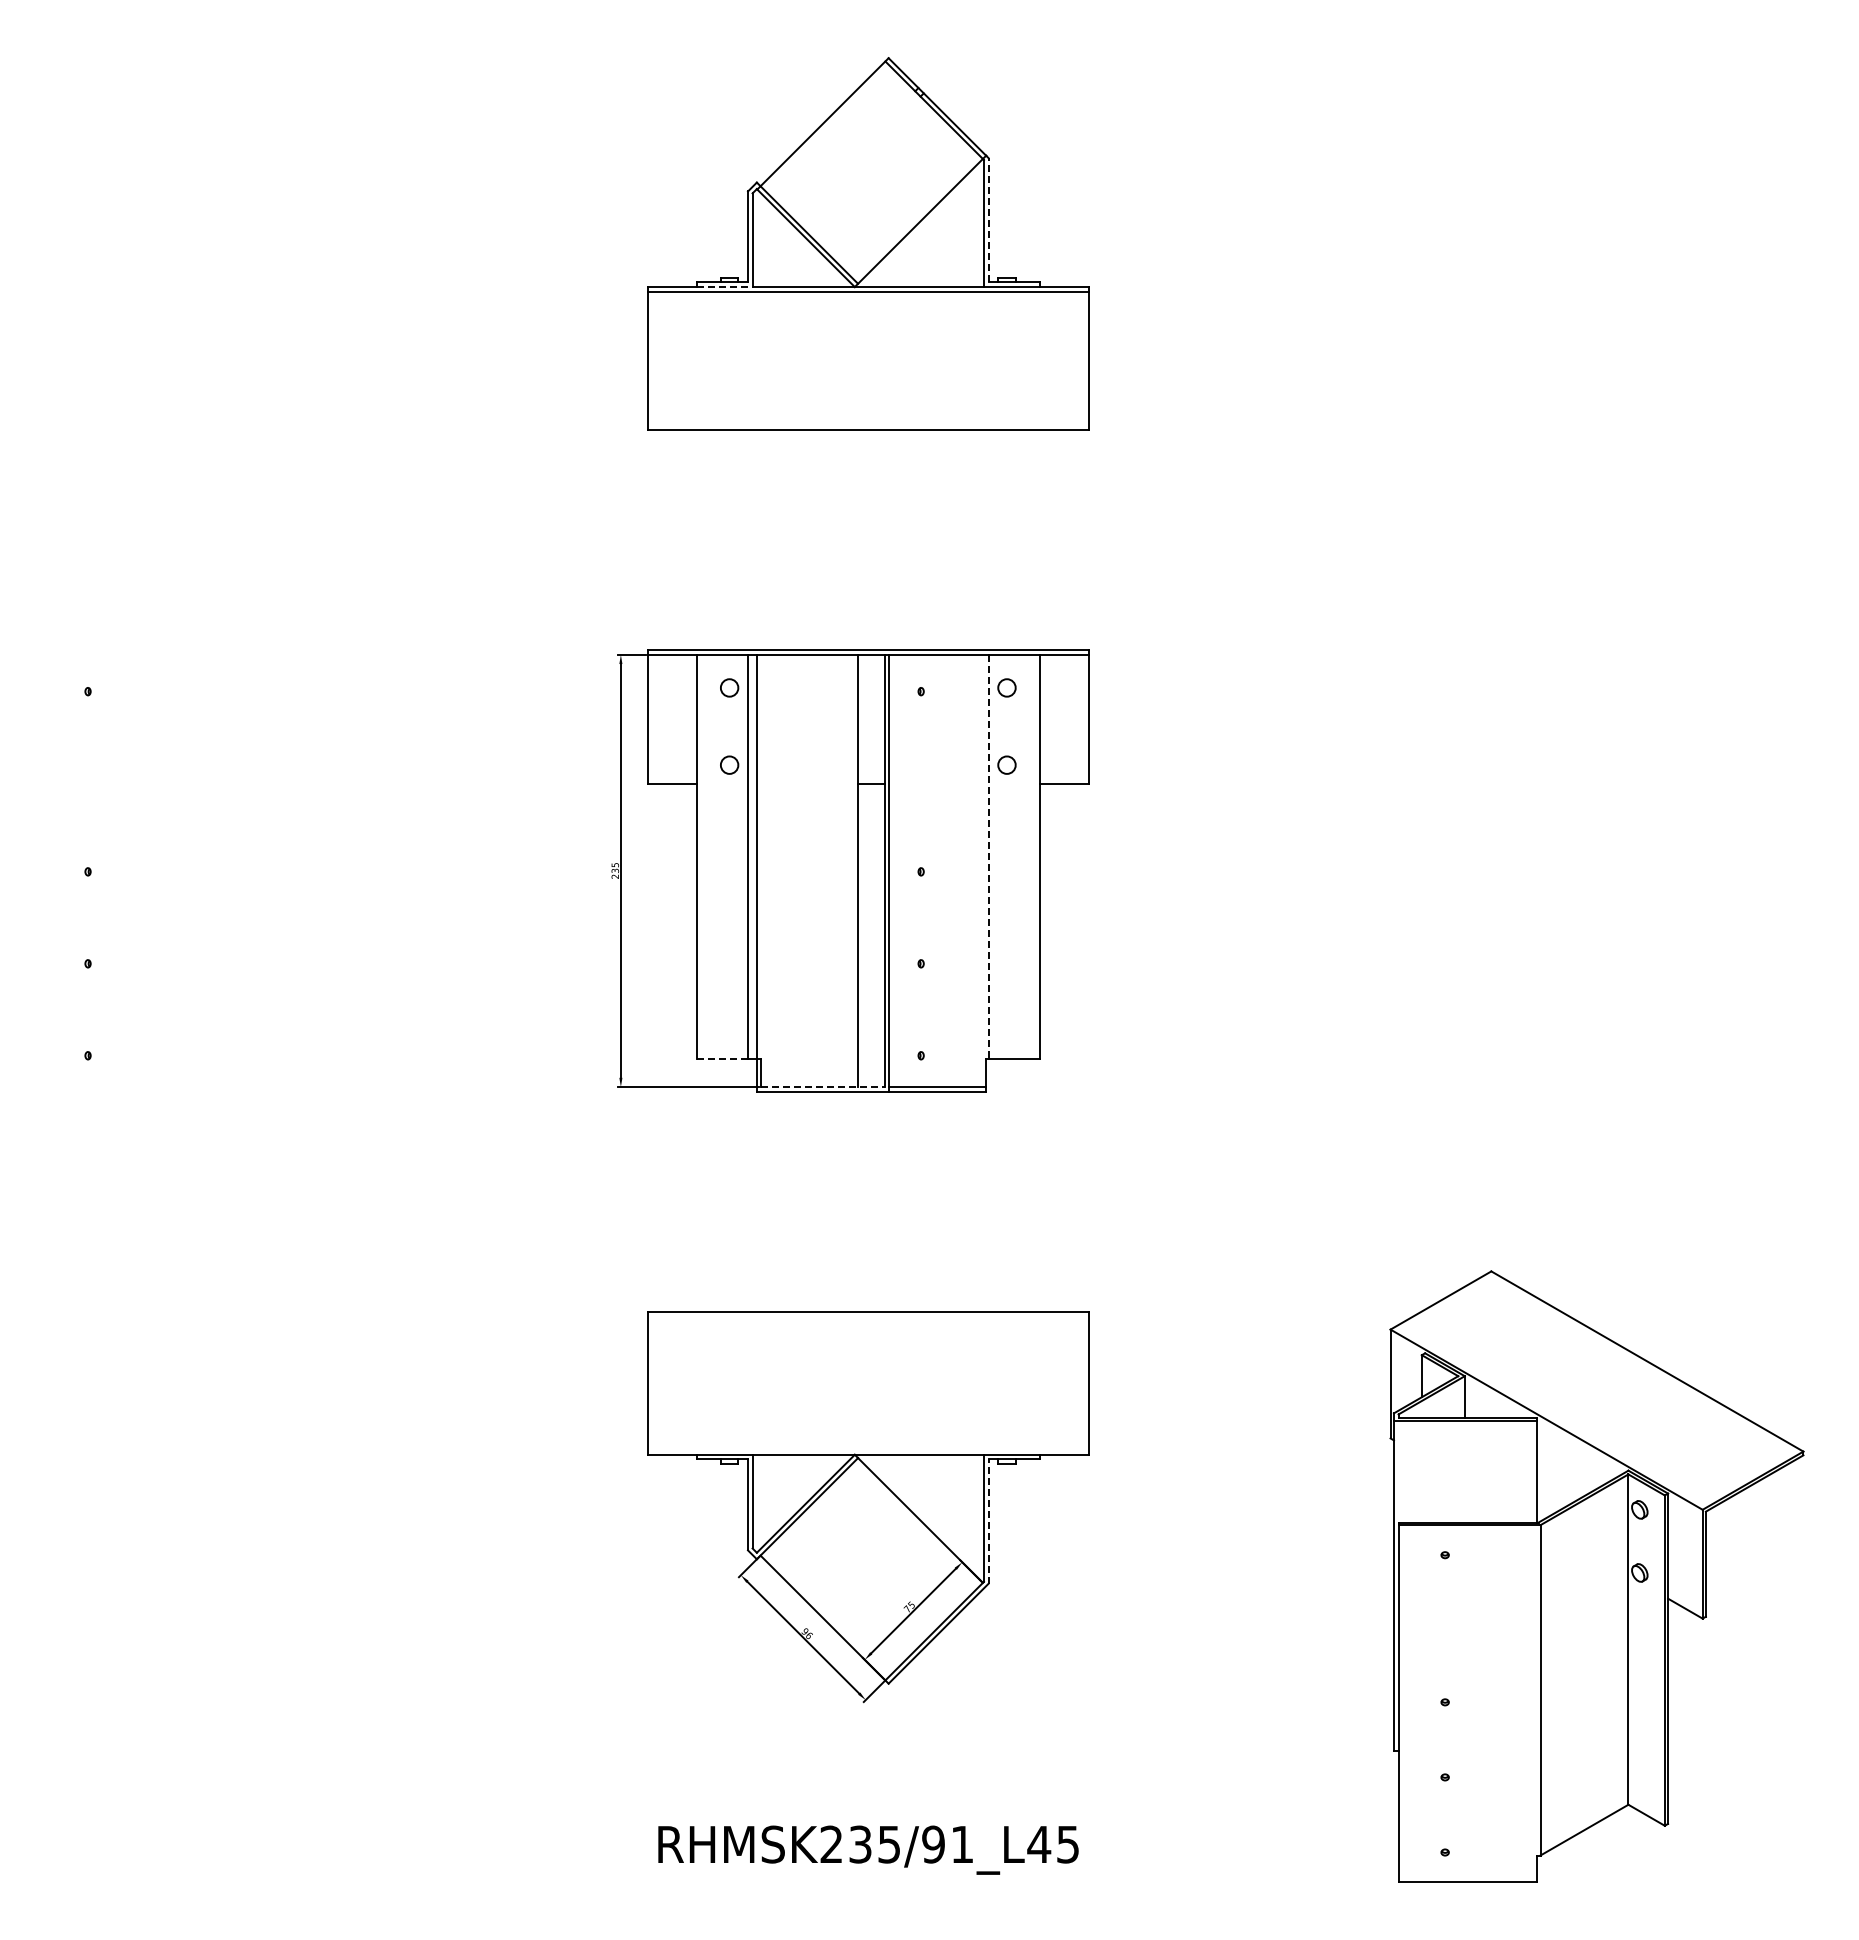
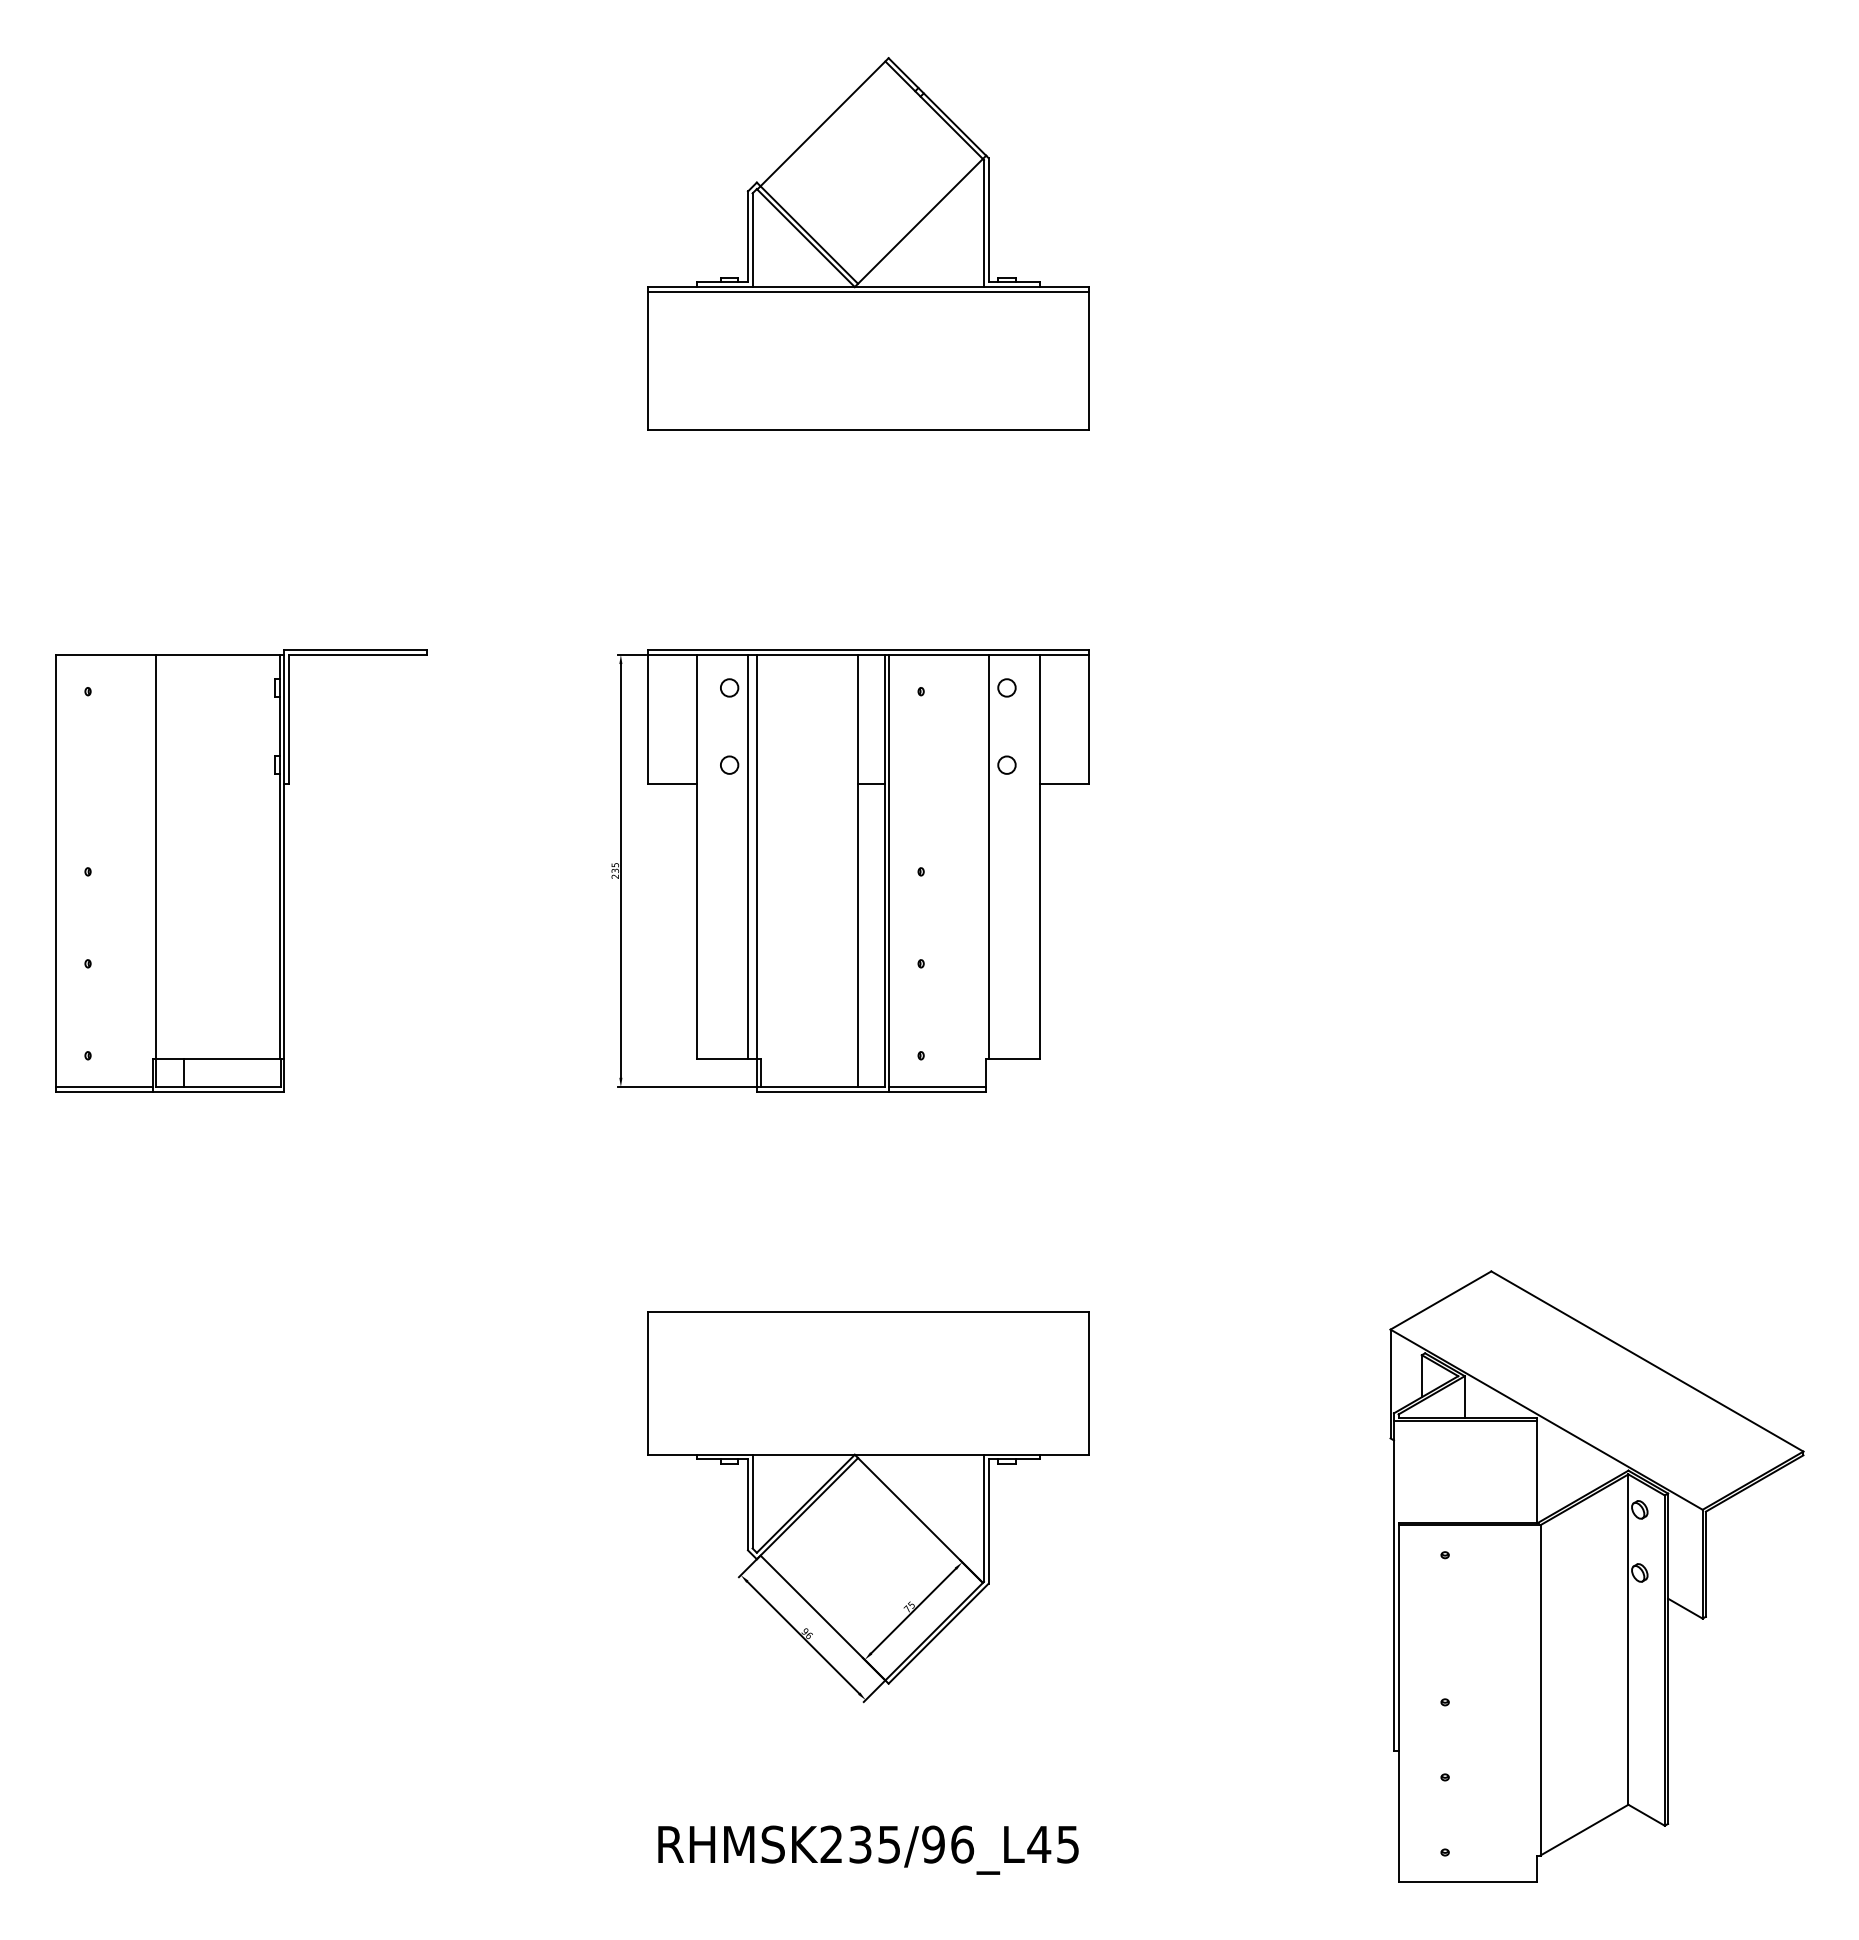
line: dashed -> solid (988, 219)
line: dashed -> solid (725, 287)
line: dashed -> solid (988, 857)
part: none -> present (241, 870)
line: dashed -> solid (722, 1059)
line: dashed -> solid (823, 1087)
line: dashed -> solid (988, 1521)
text: RHMSK235/91_L45 -> RHMSK235/96_L45 (962, 1844)
